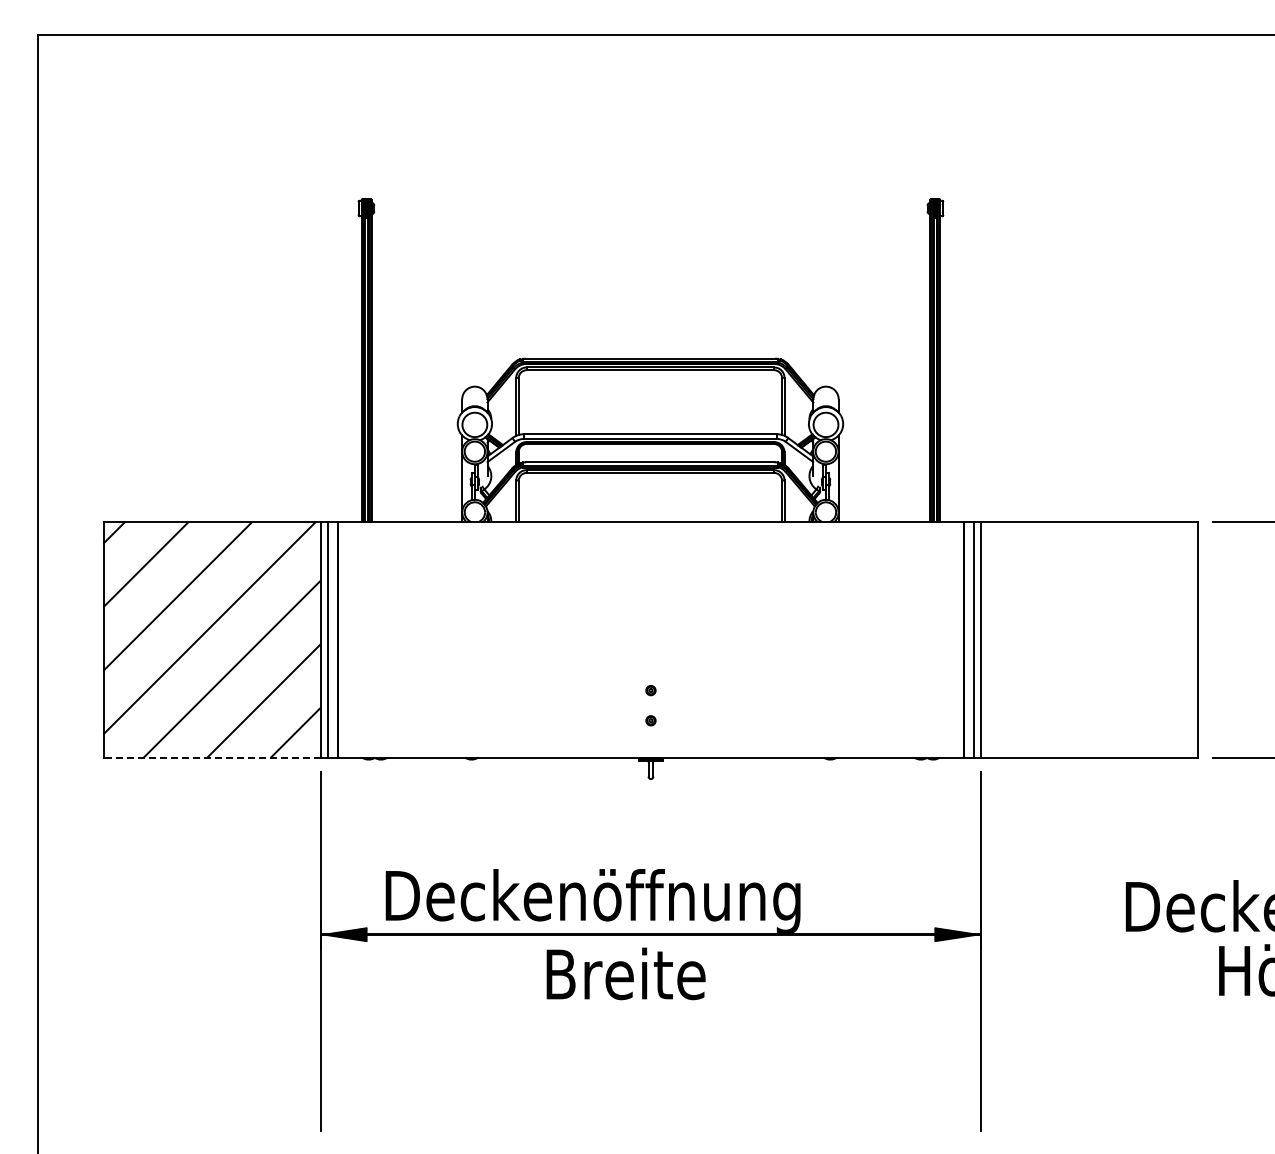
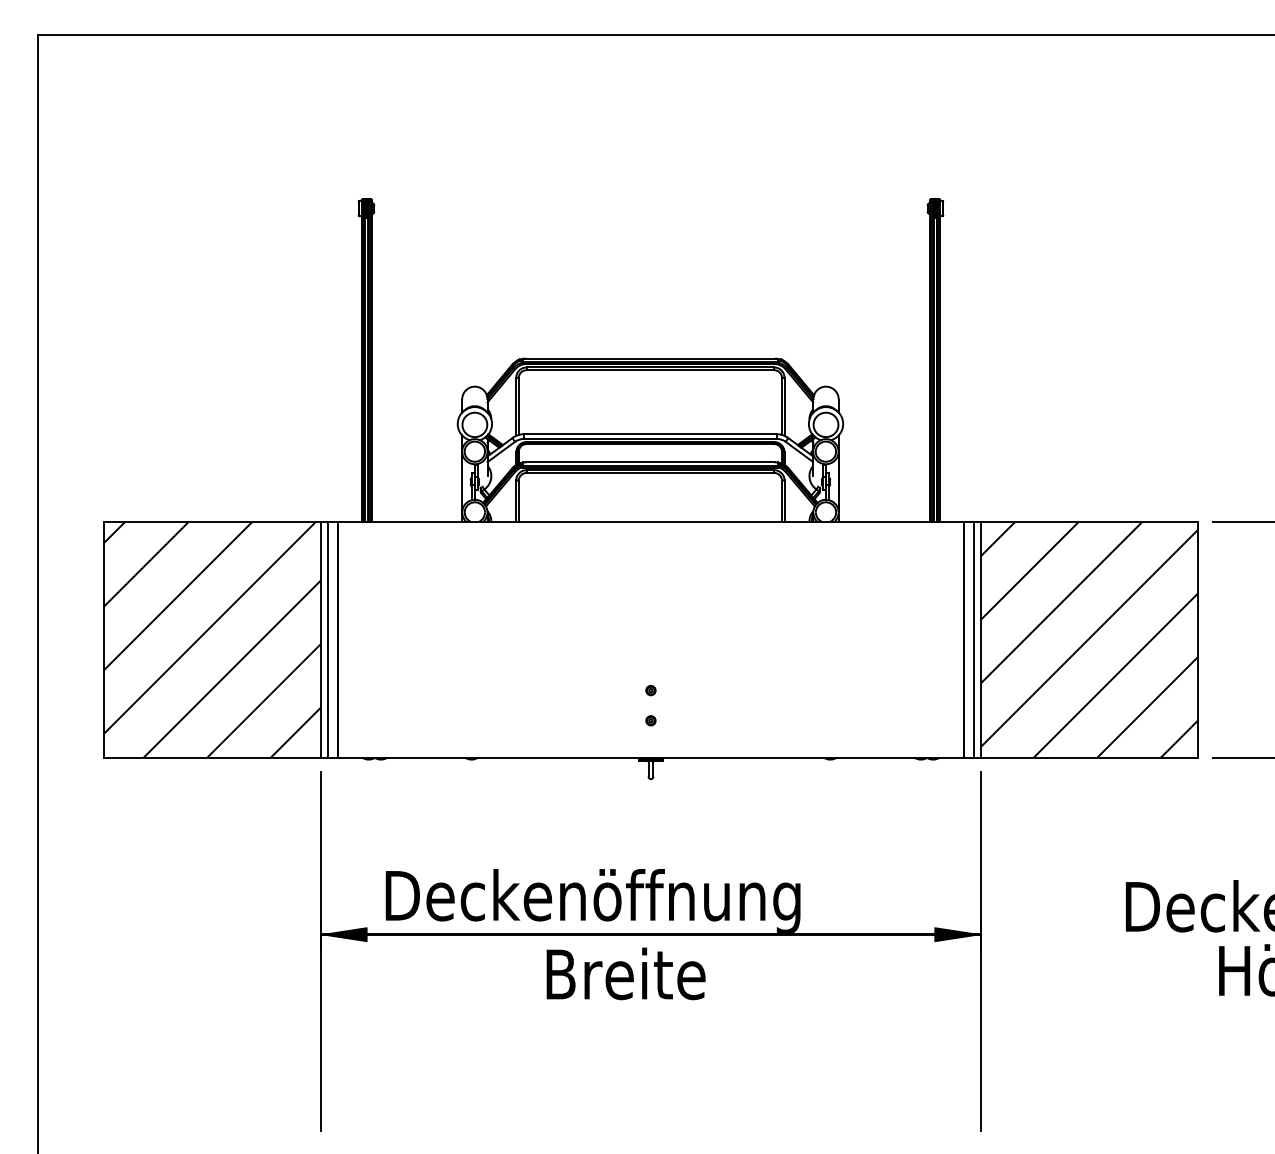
hatch: none -> present (1089, 639)
line: dashed -> solid (212, 757)
